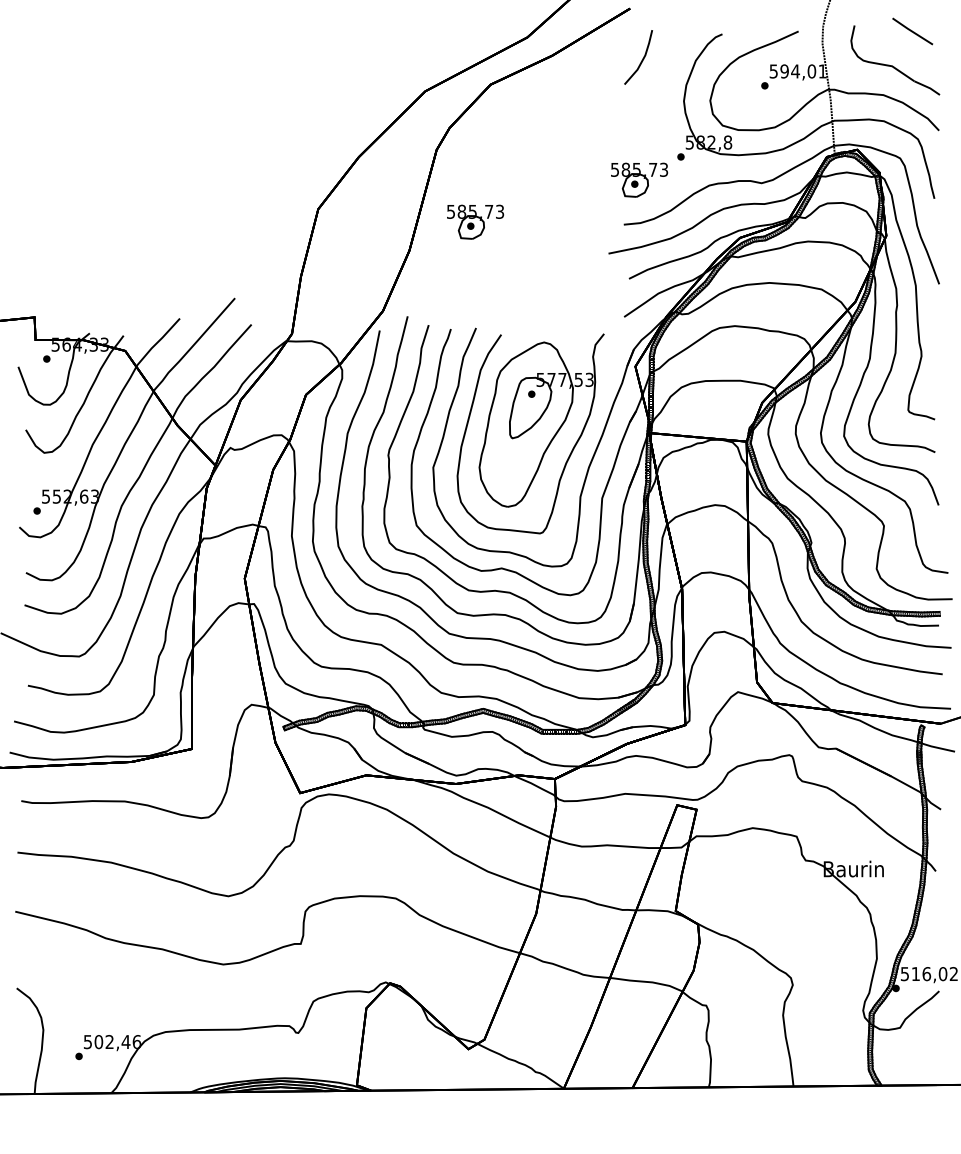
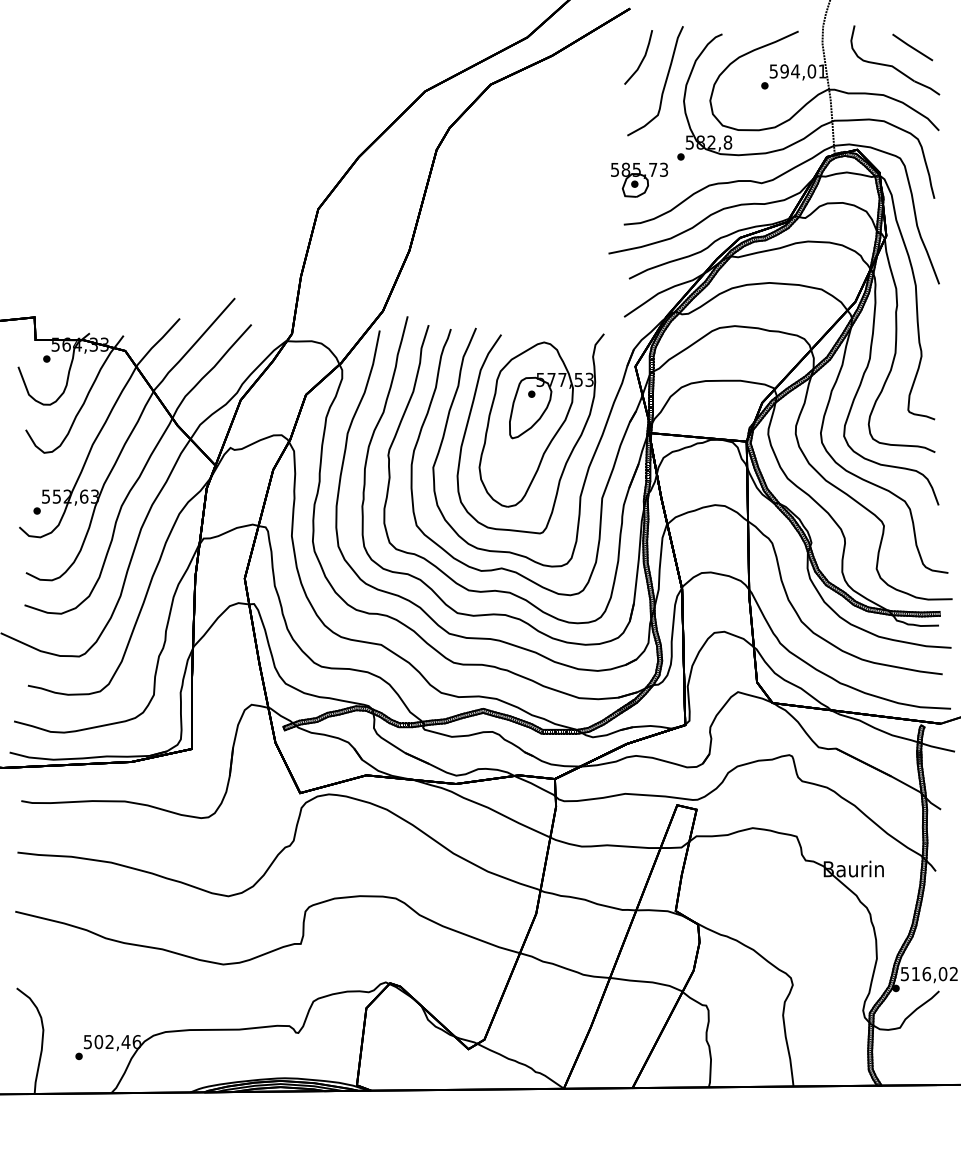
line position: (912, 31) -> (912, 47) (912, 47)
curve: none -> present (664, 82)
part: present -> none (475, 221)
